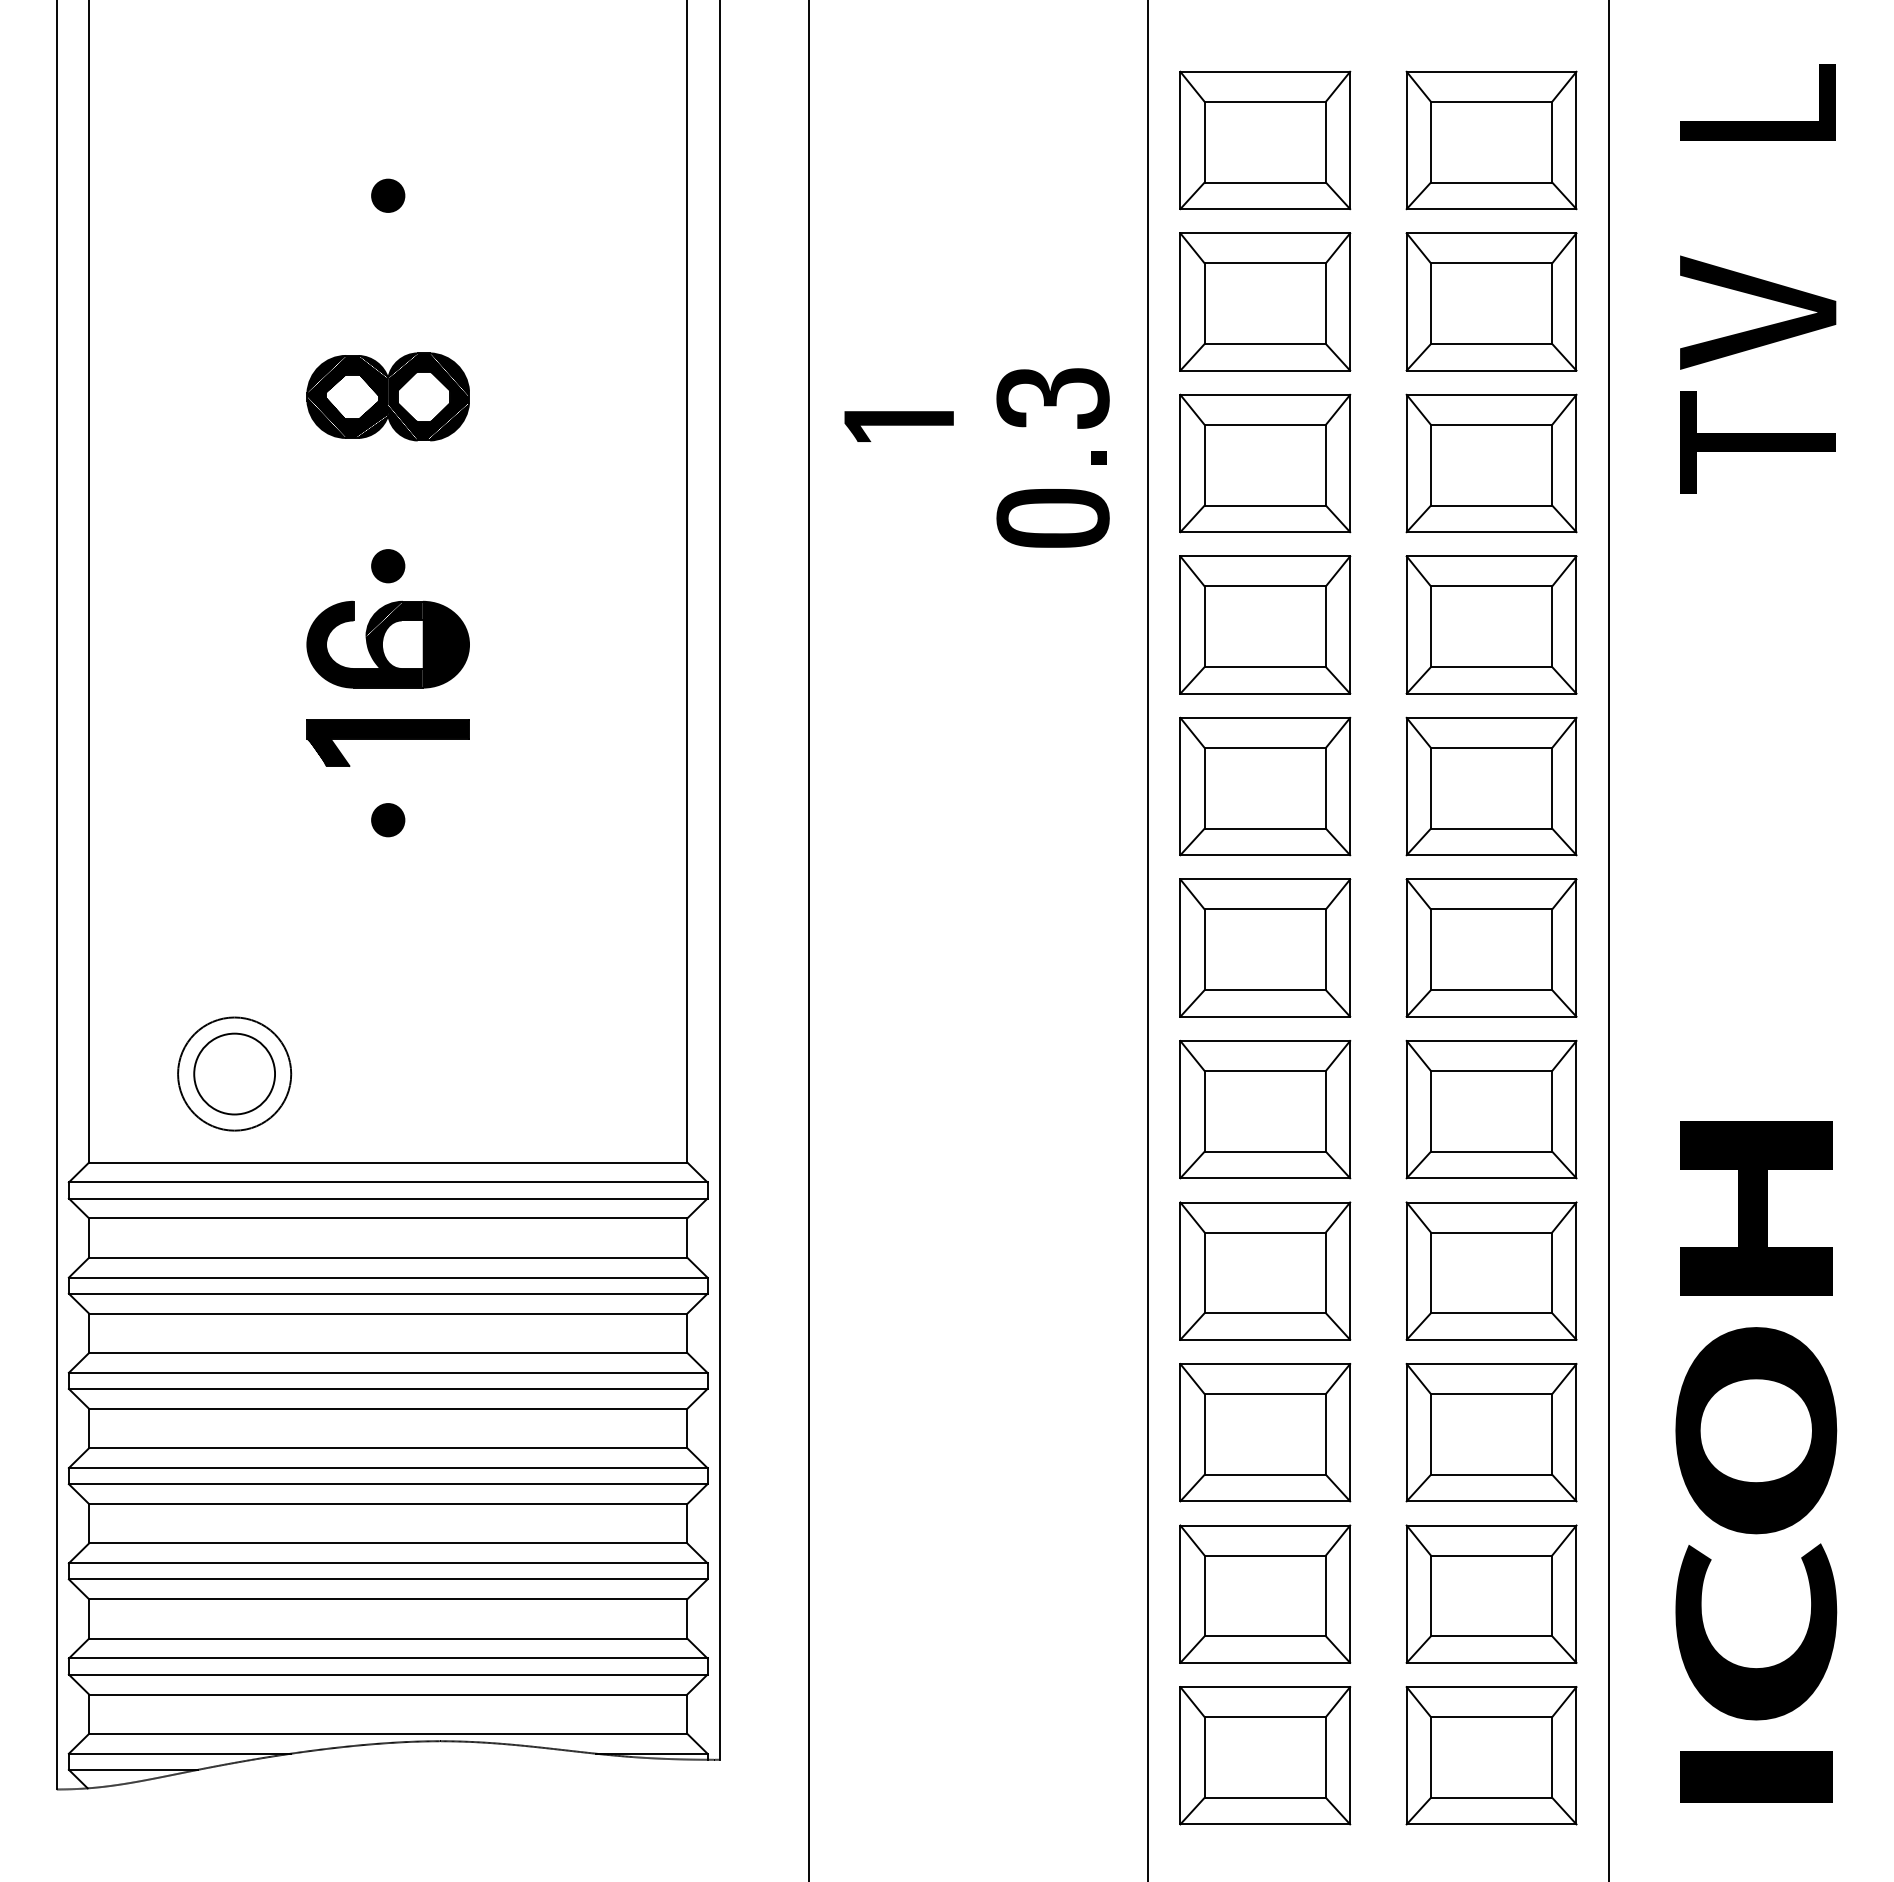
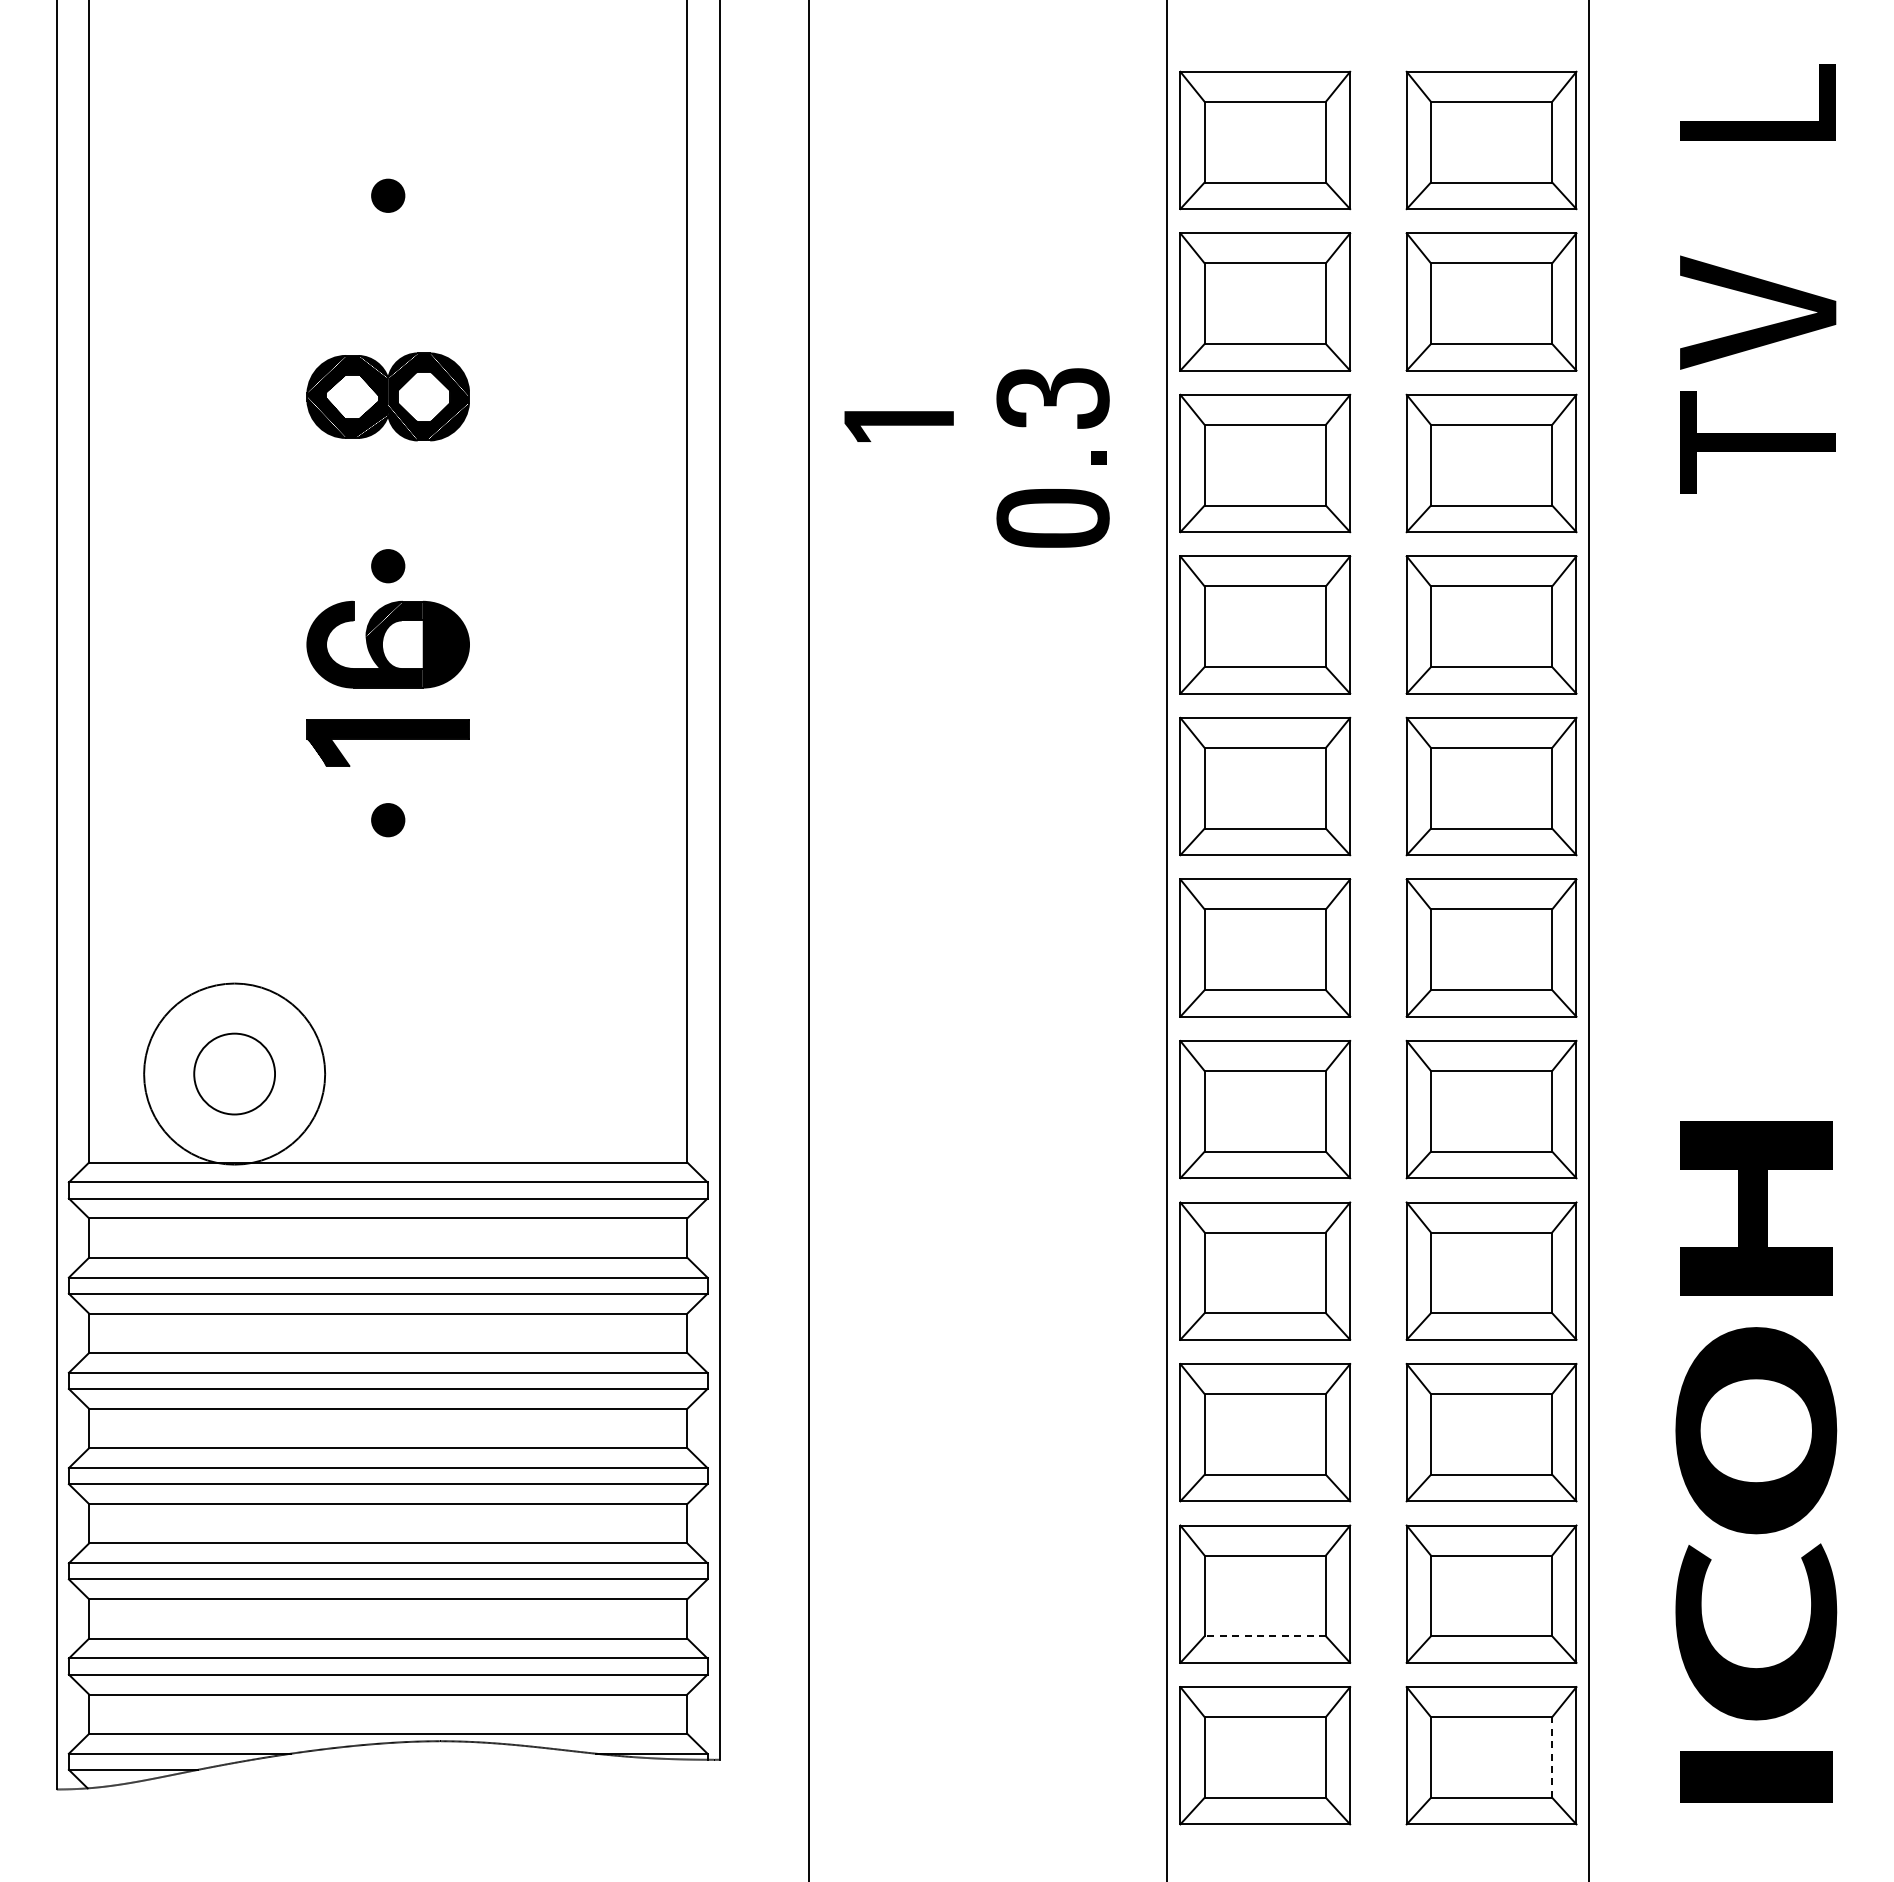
line position: (1148, 940) -> (1167, 940) (1167, 940)
line position: (1608, 940) -> (1588, 940) (1588, 940)
circle diameter: 113 px -> 181 px (234, 1073)
line: solid -> dashed (1265, 1636)
line: solid -> dashed (1552, 1756)
